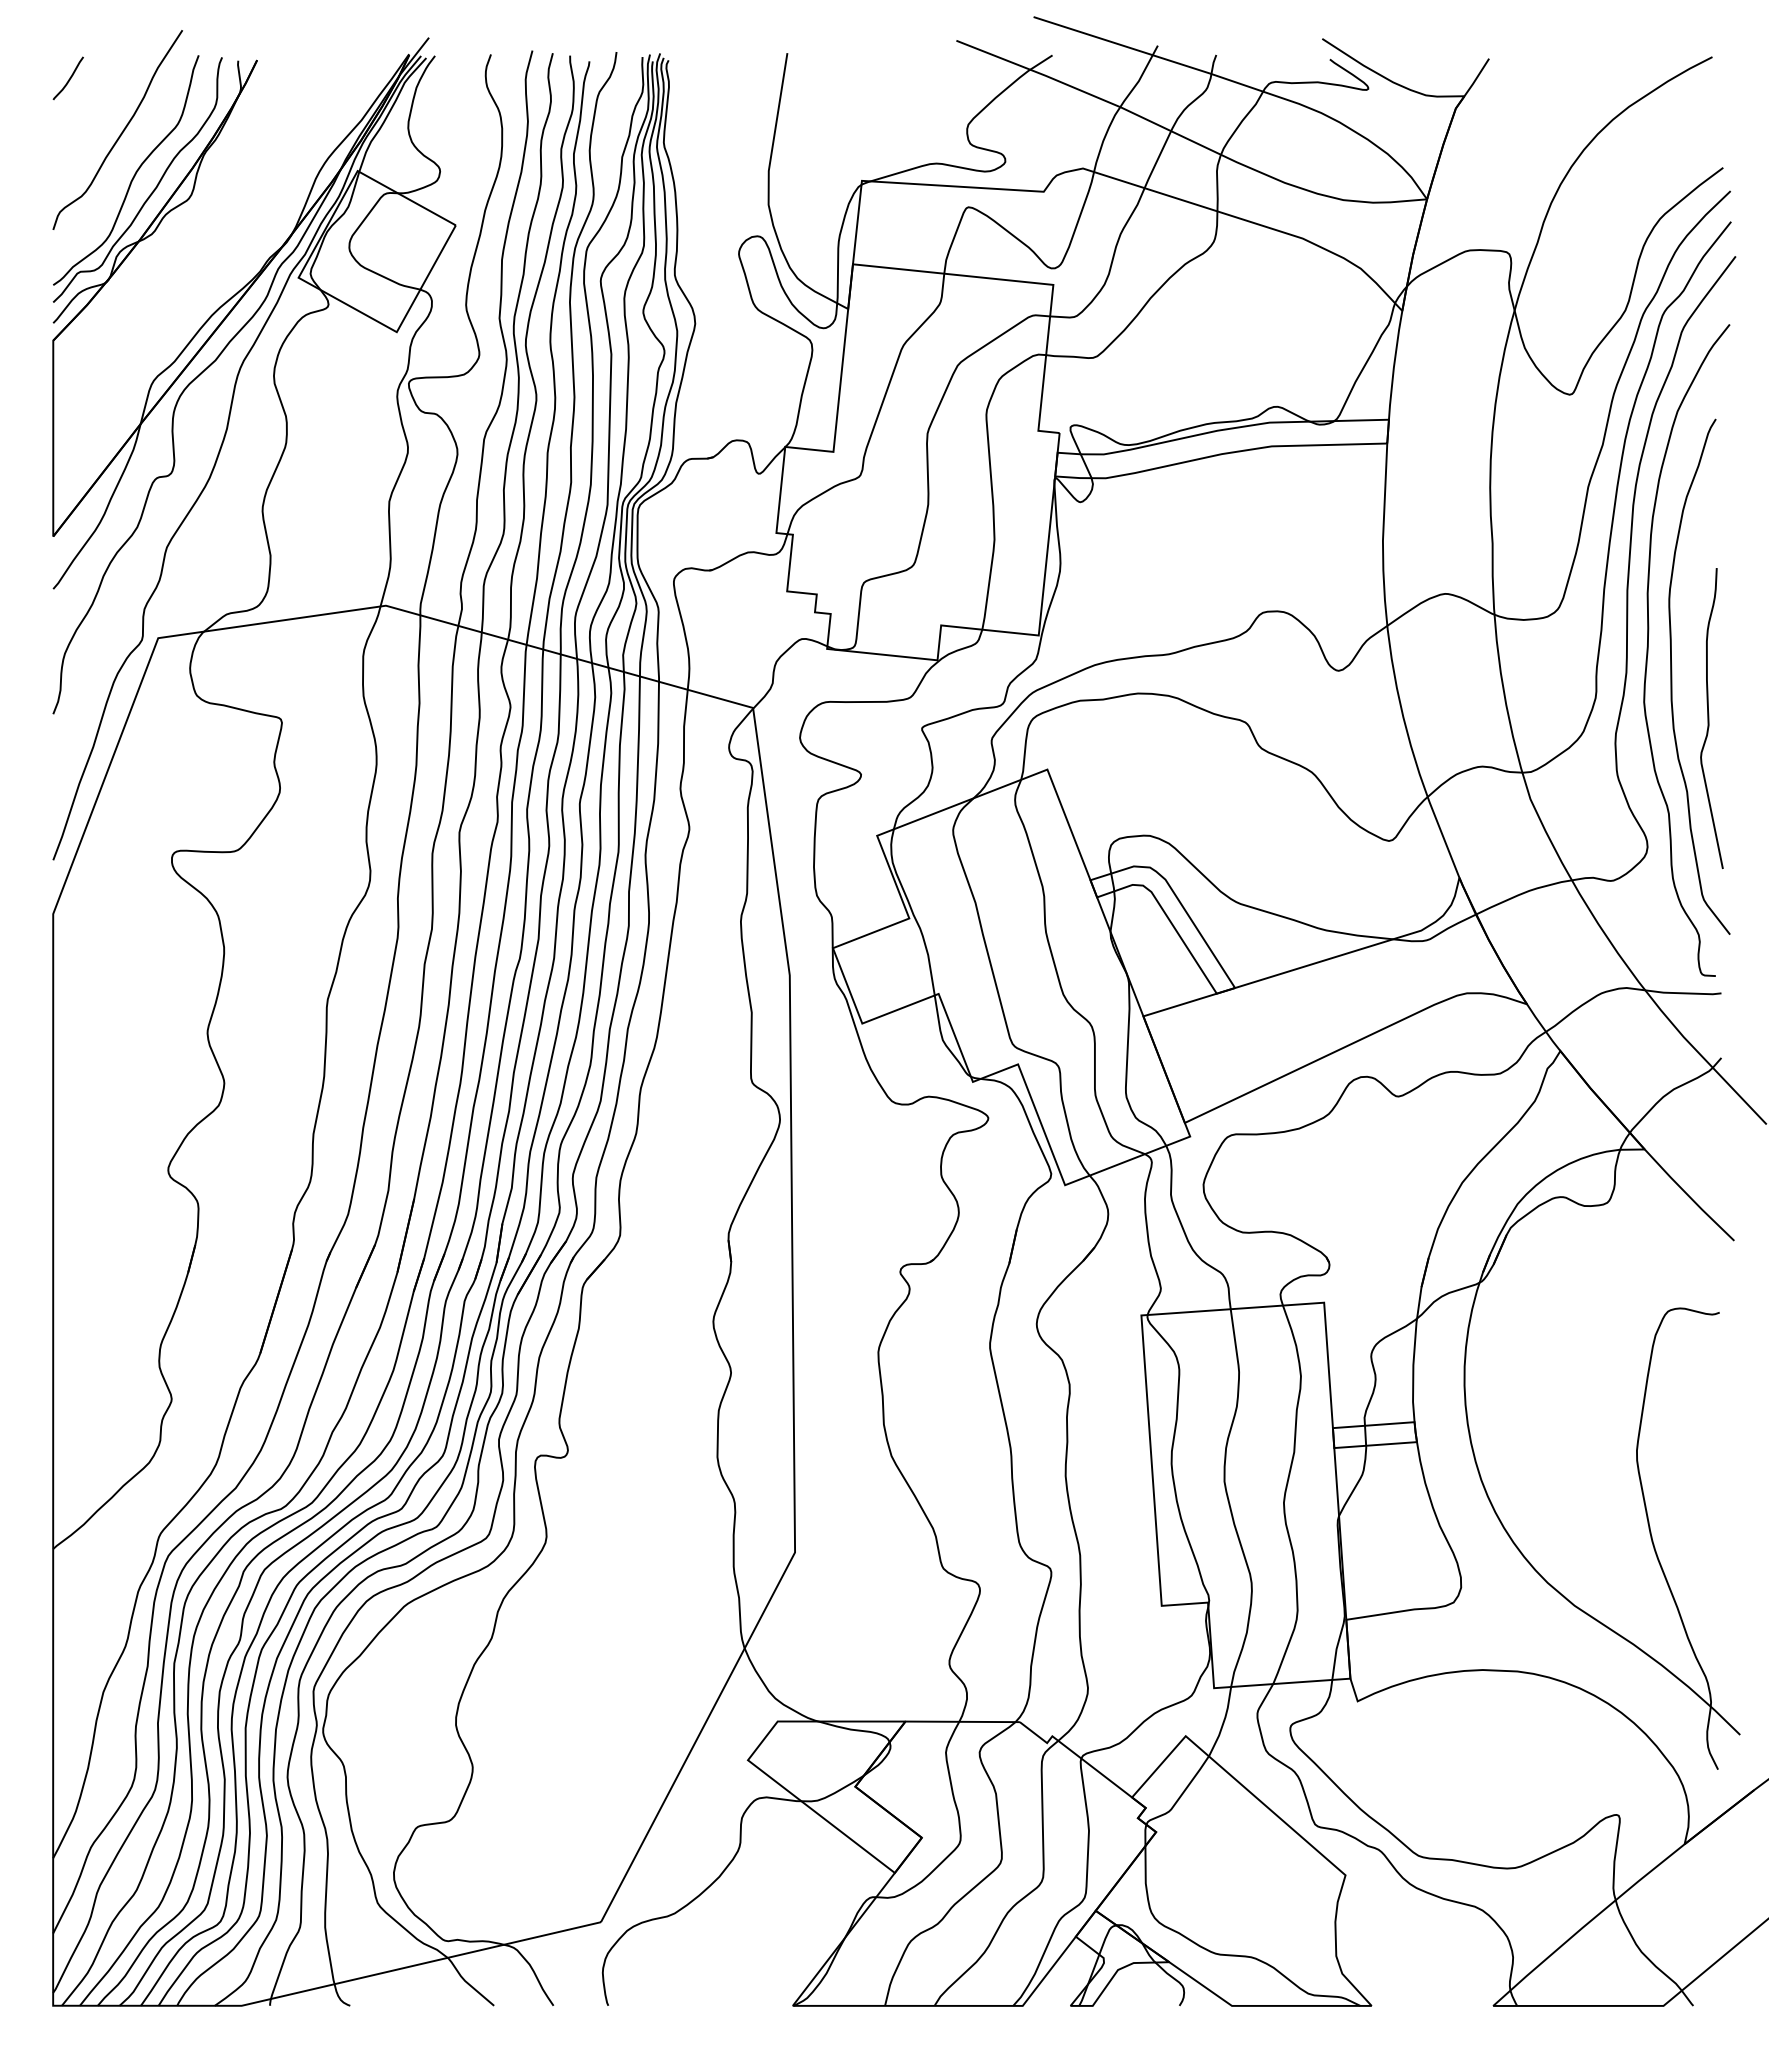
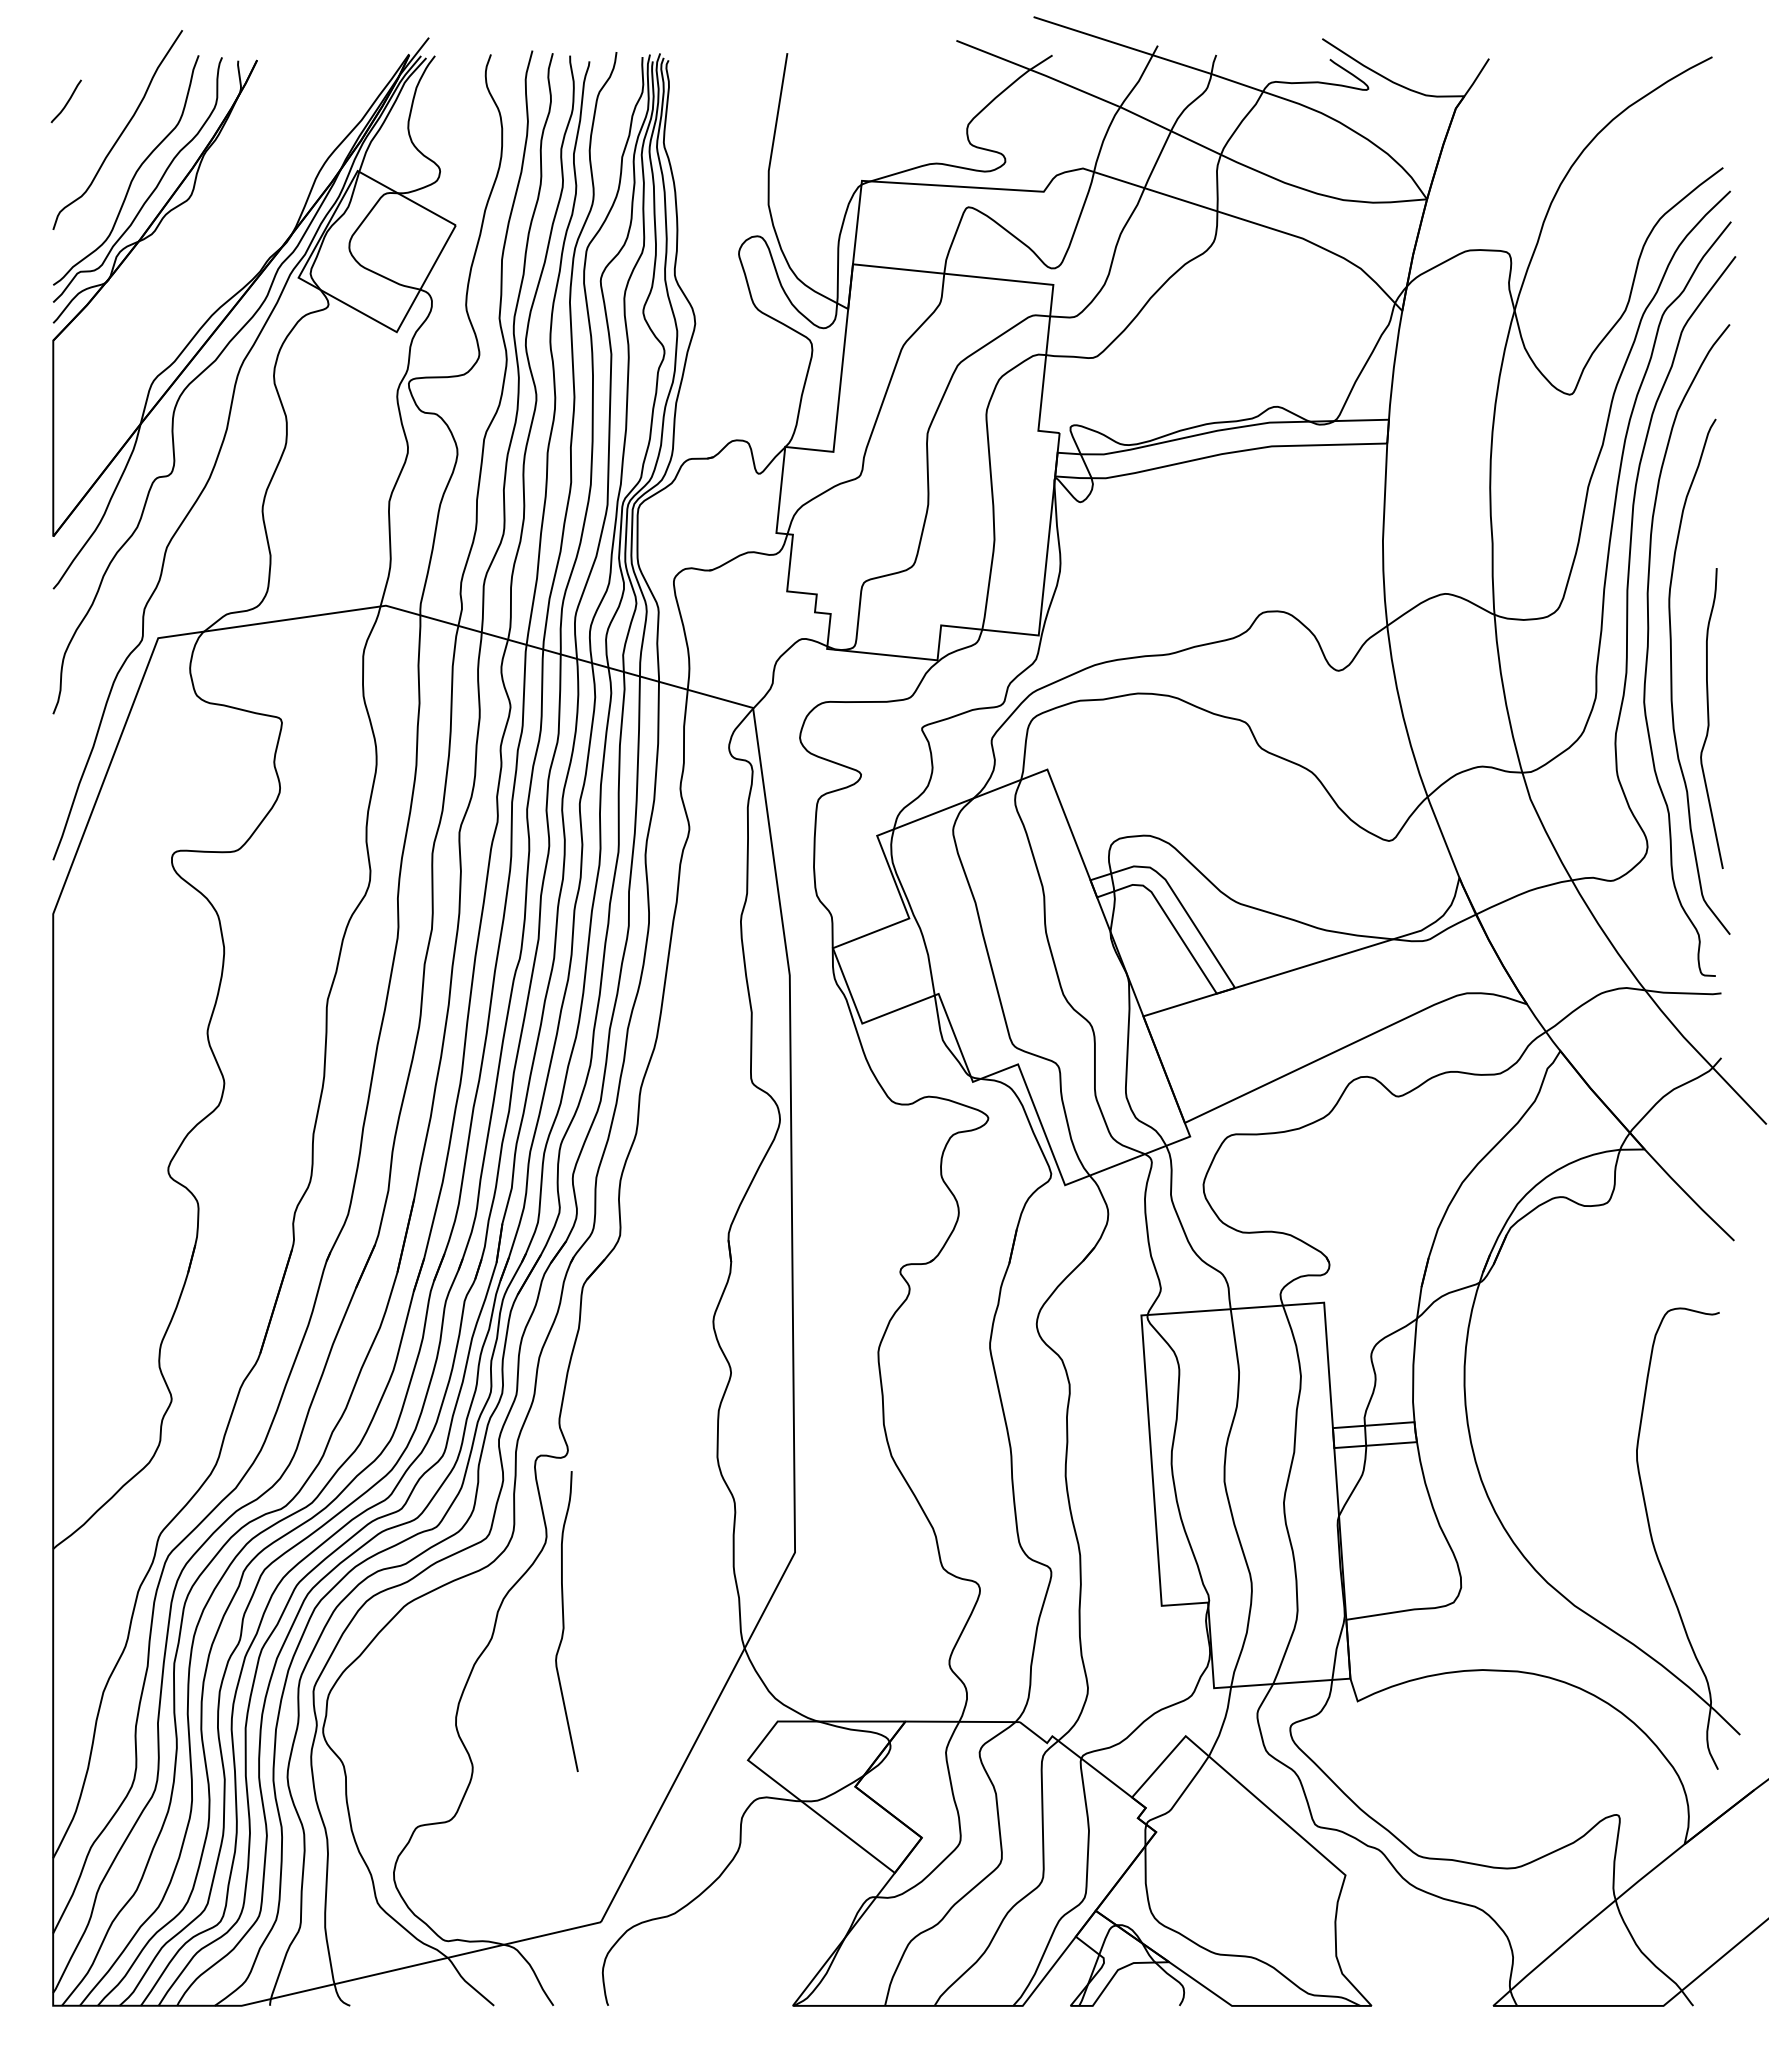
curve position: (68, 79) -> (66, 102) (66, 102)
curve: none -> present (564, 1621)
